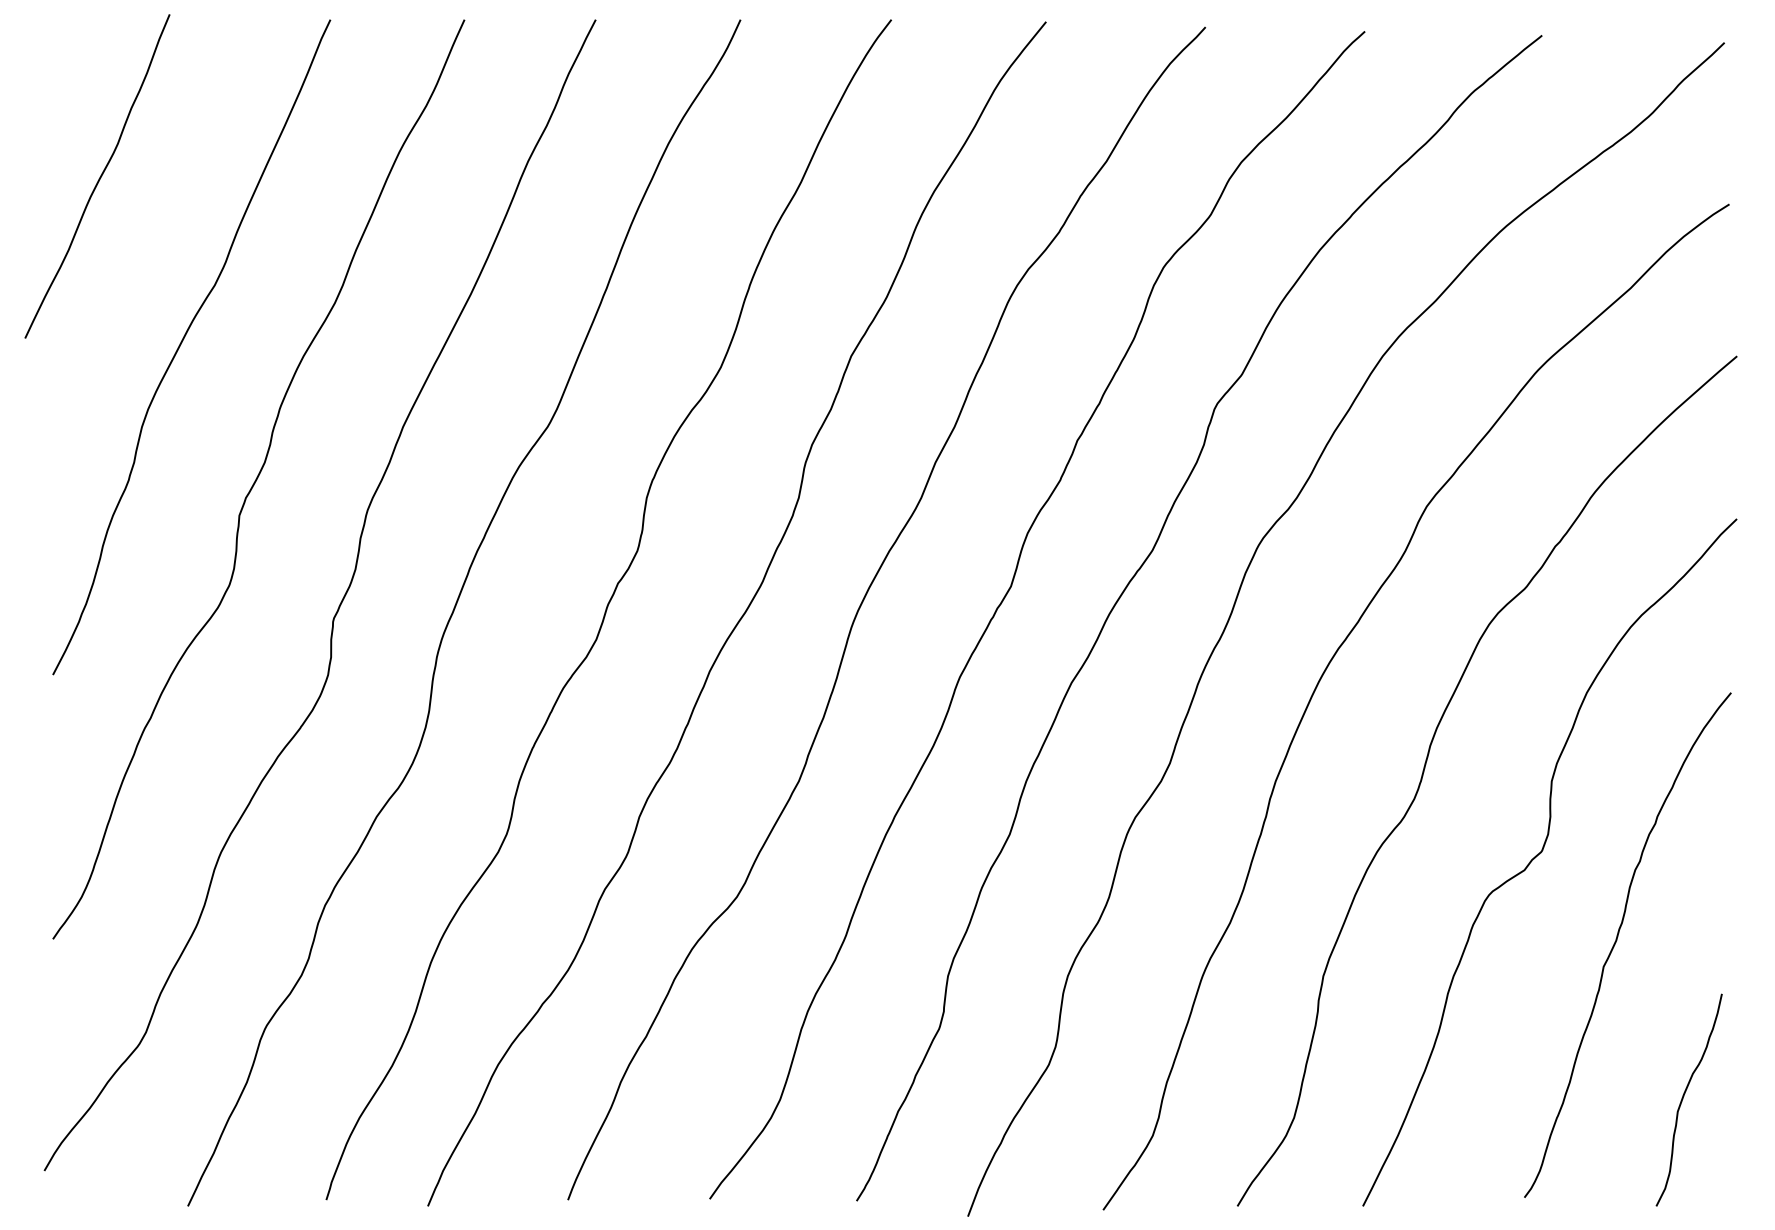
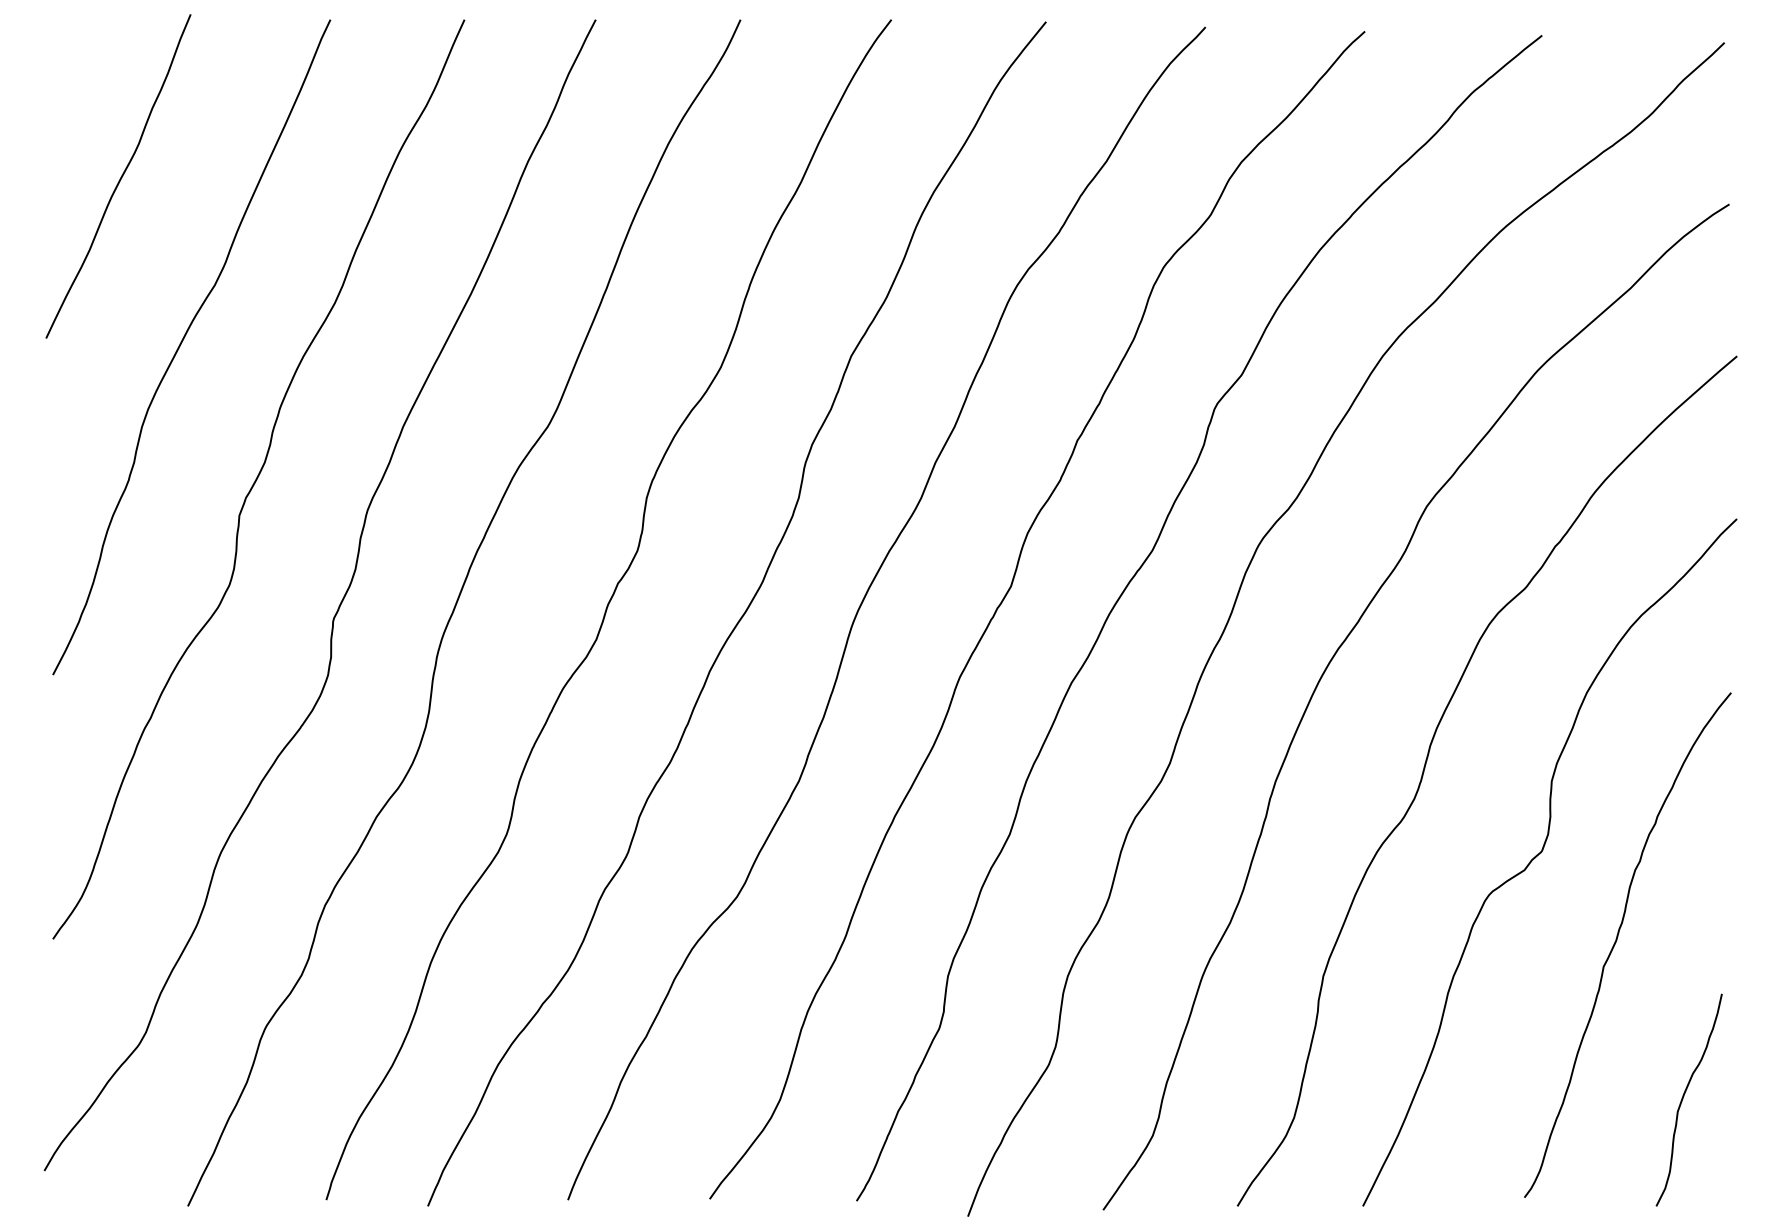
curve position: (99, 177) -> (120, 177) (120, 177)
